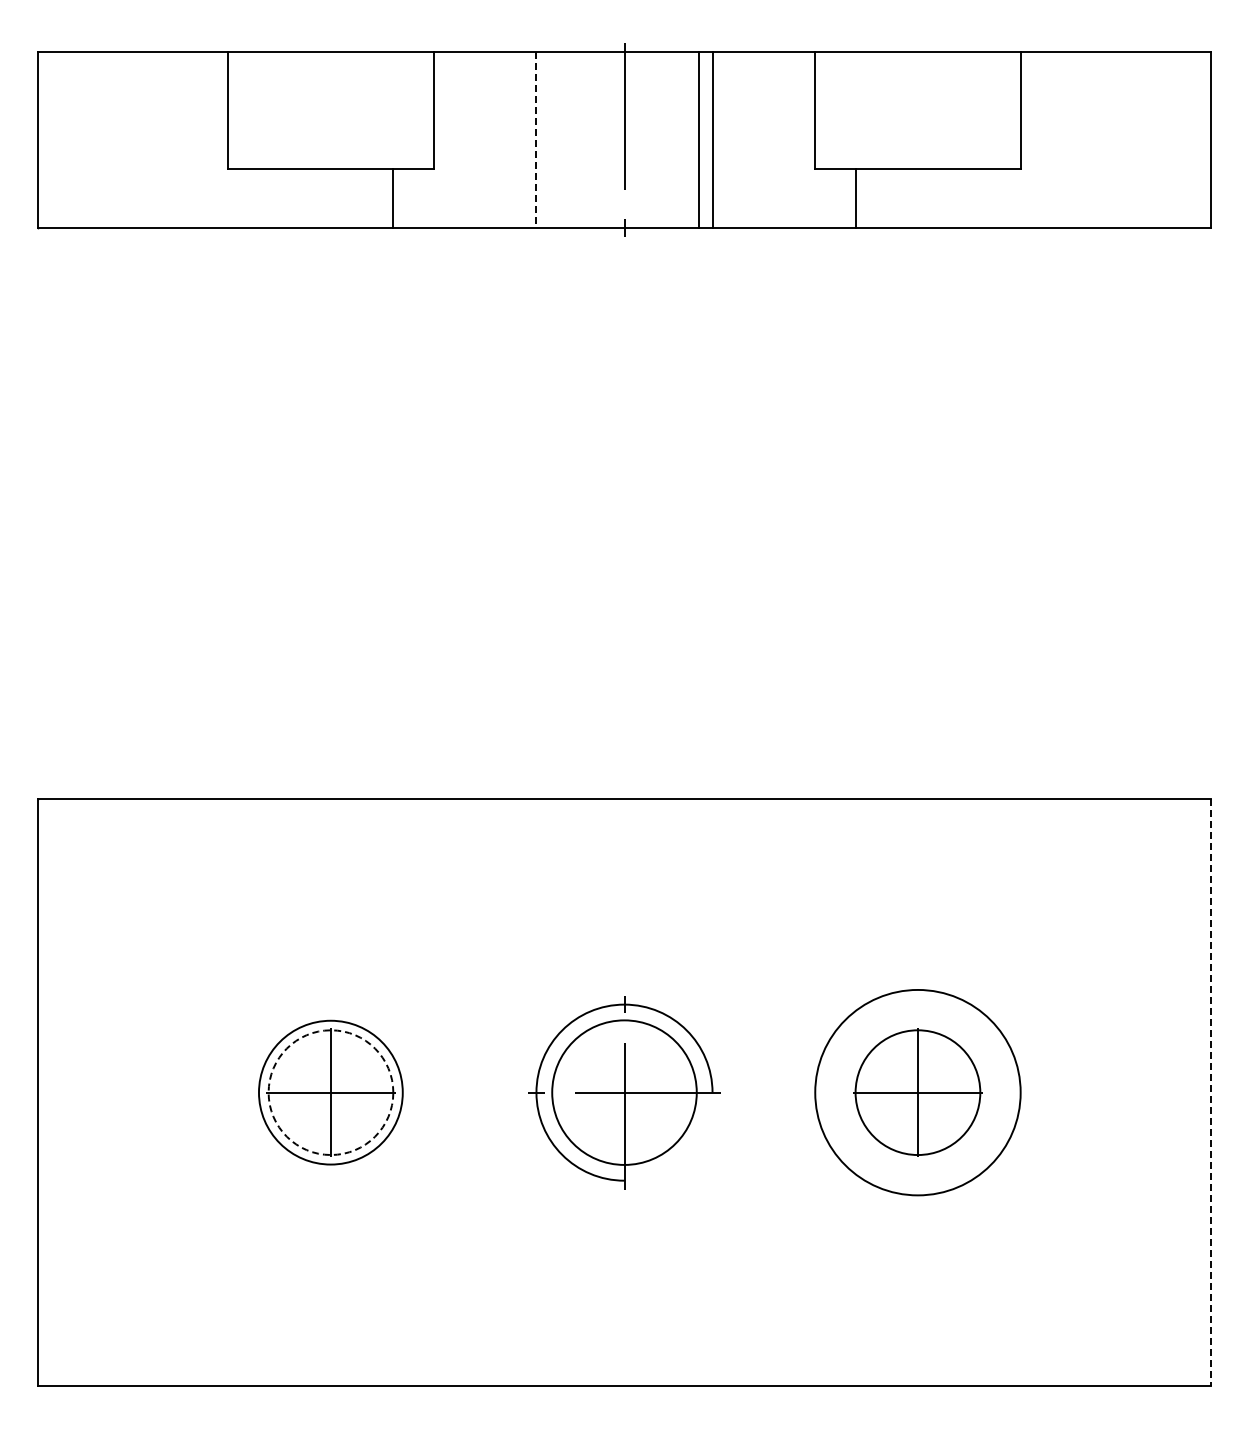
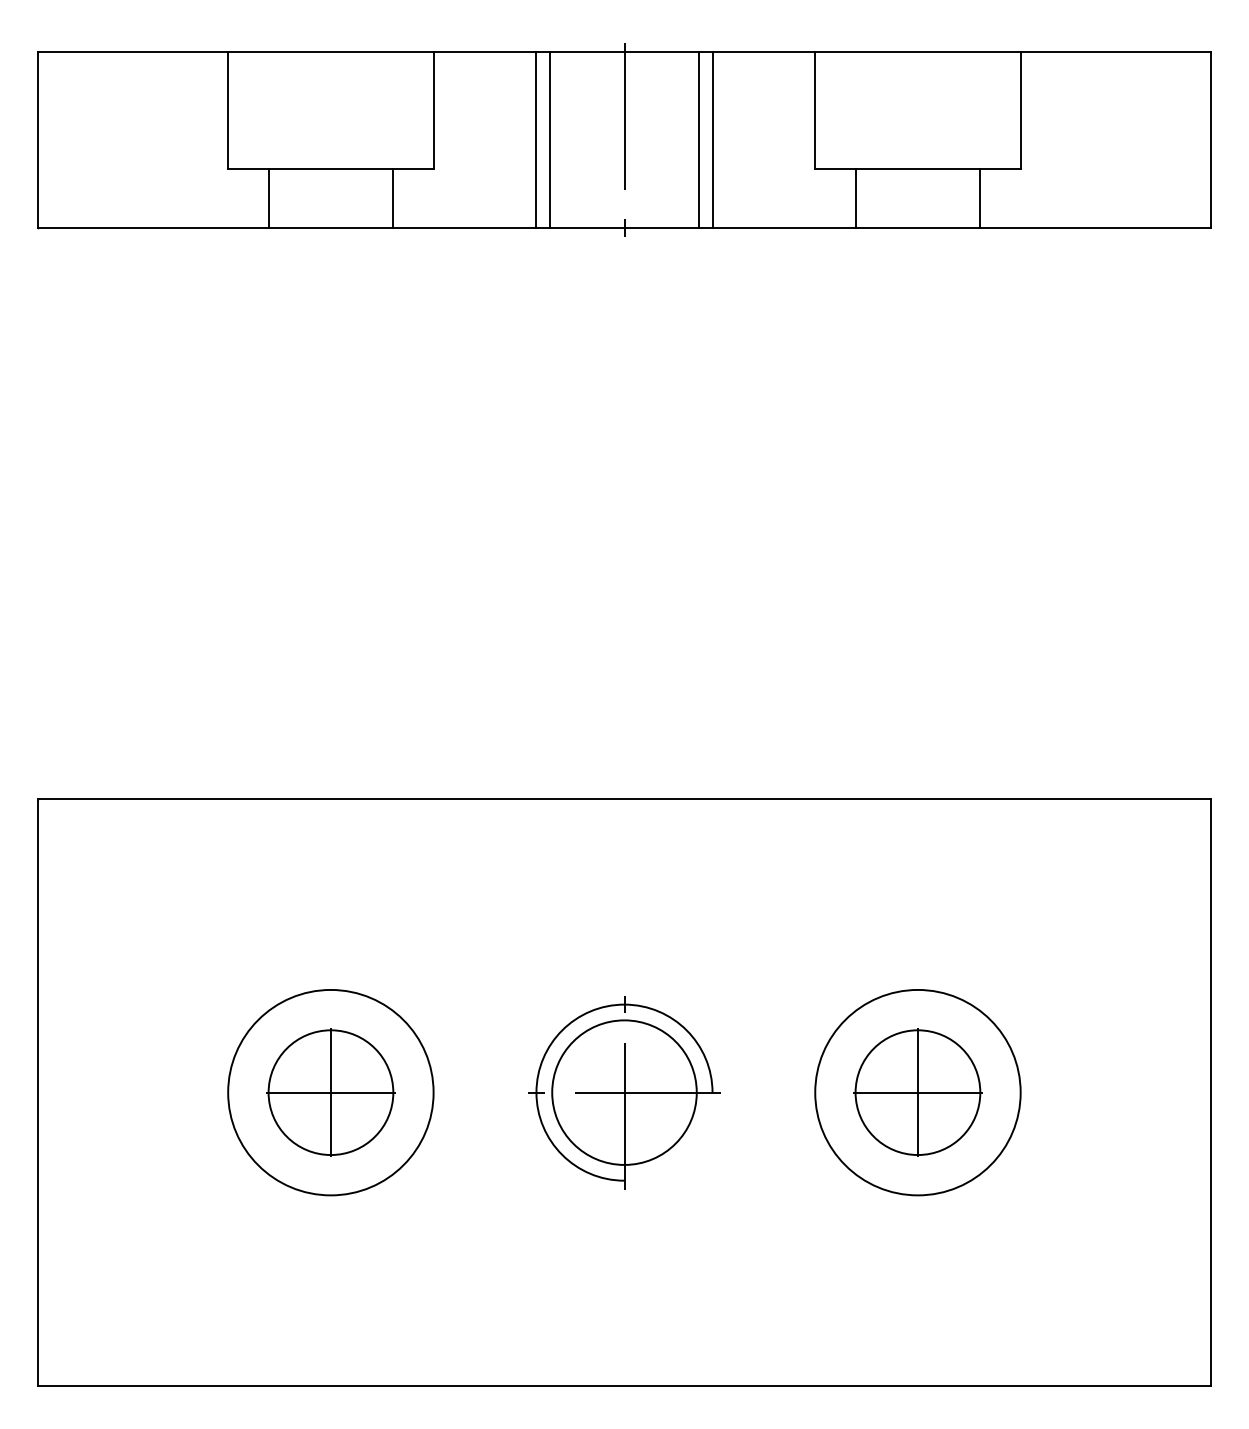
line: none -> present (549, 139)
line: dashed -> solid (536, 140)
line: none -> present (268, 198)
line: none -> present (980, 198)
circle diameter: 144 px -> 205 px (330, 1092)
circle: dashed -> solid (330, 1092)
line: dashed -> solid (1211, 1093)
